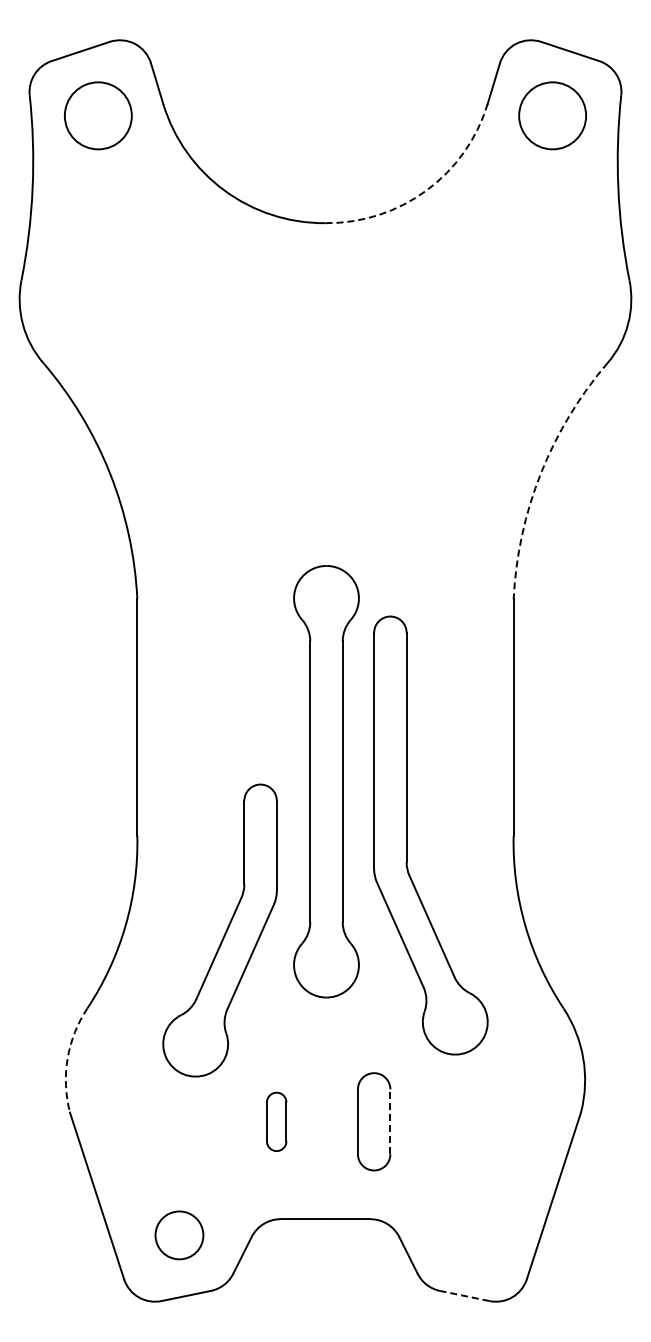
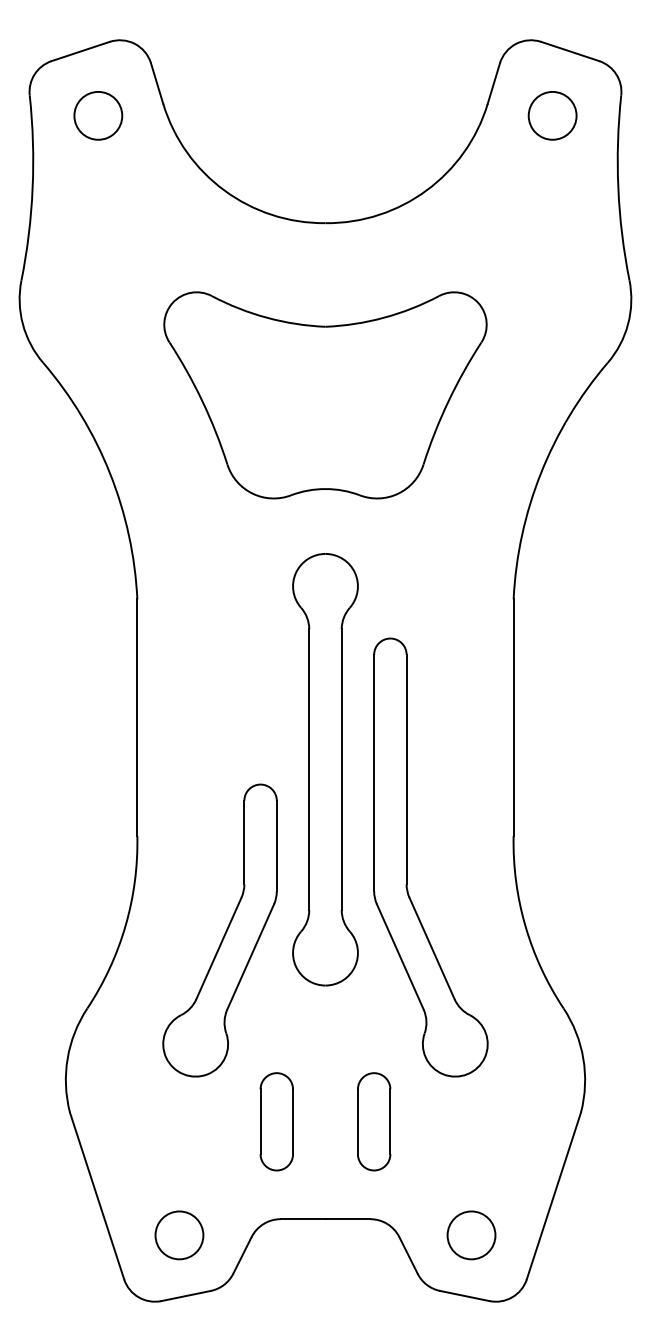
circle diameter: 67 px -> 48 px (98, 115)
circle diameter: 67 px -> 48 px (552, 115)
arc: dashed -> solid (426, 190)
part: none -> present (325, 395)
arc: dashed -> solid (540, 473)
part position: (326, 781) -> (325, 769) (325, 769)
part position: (407, 835) -> (407, 857) (407, 857)
arc: dashed -> solid (67, 1058)
part size: 22x61 px -> 35x100 px (276, 1121)
line: dashed -> solid (390, 1121)
circle: none -> present (471, 1235)
line: dashed -> solid (464, 1295)
